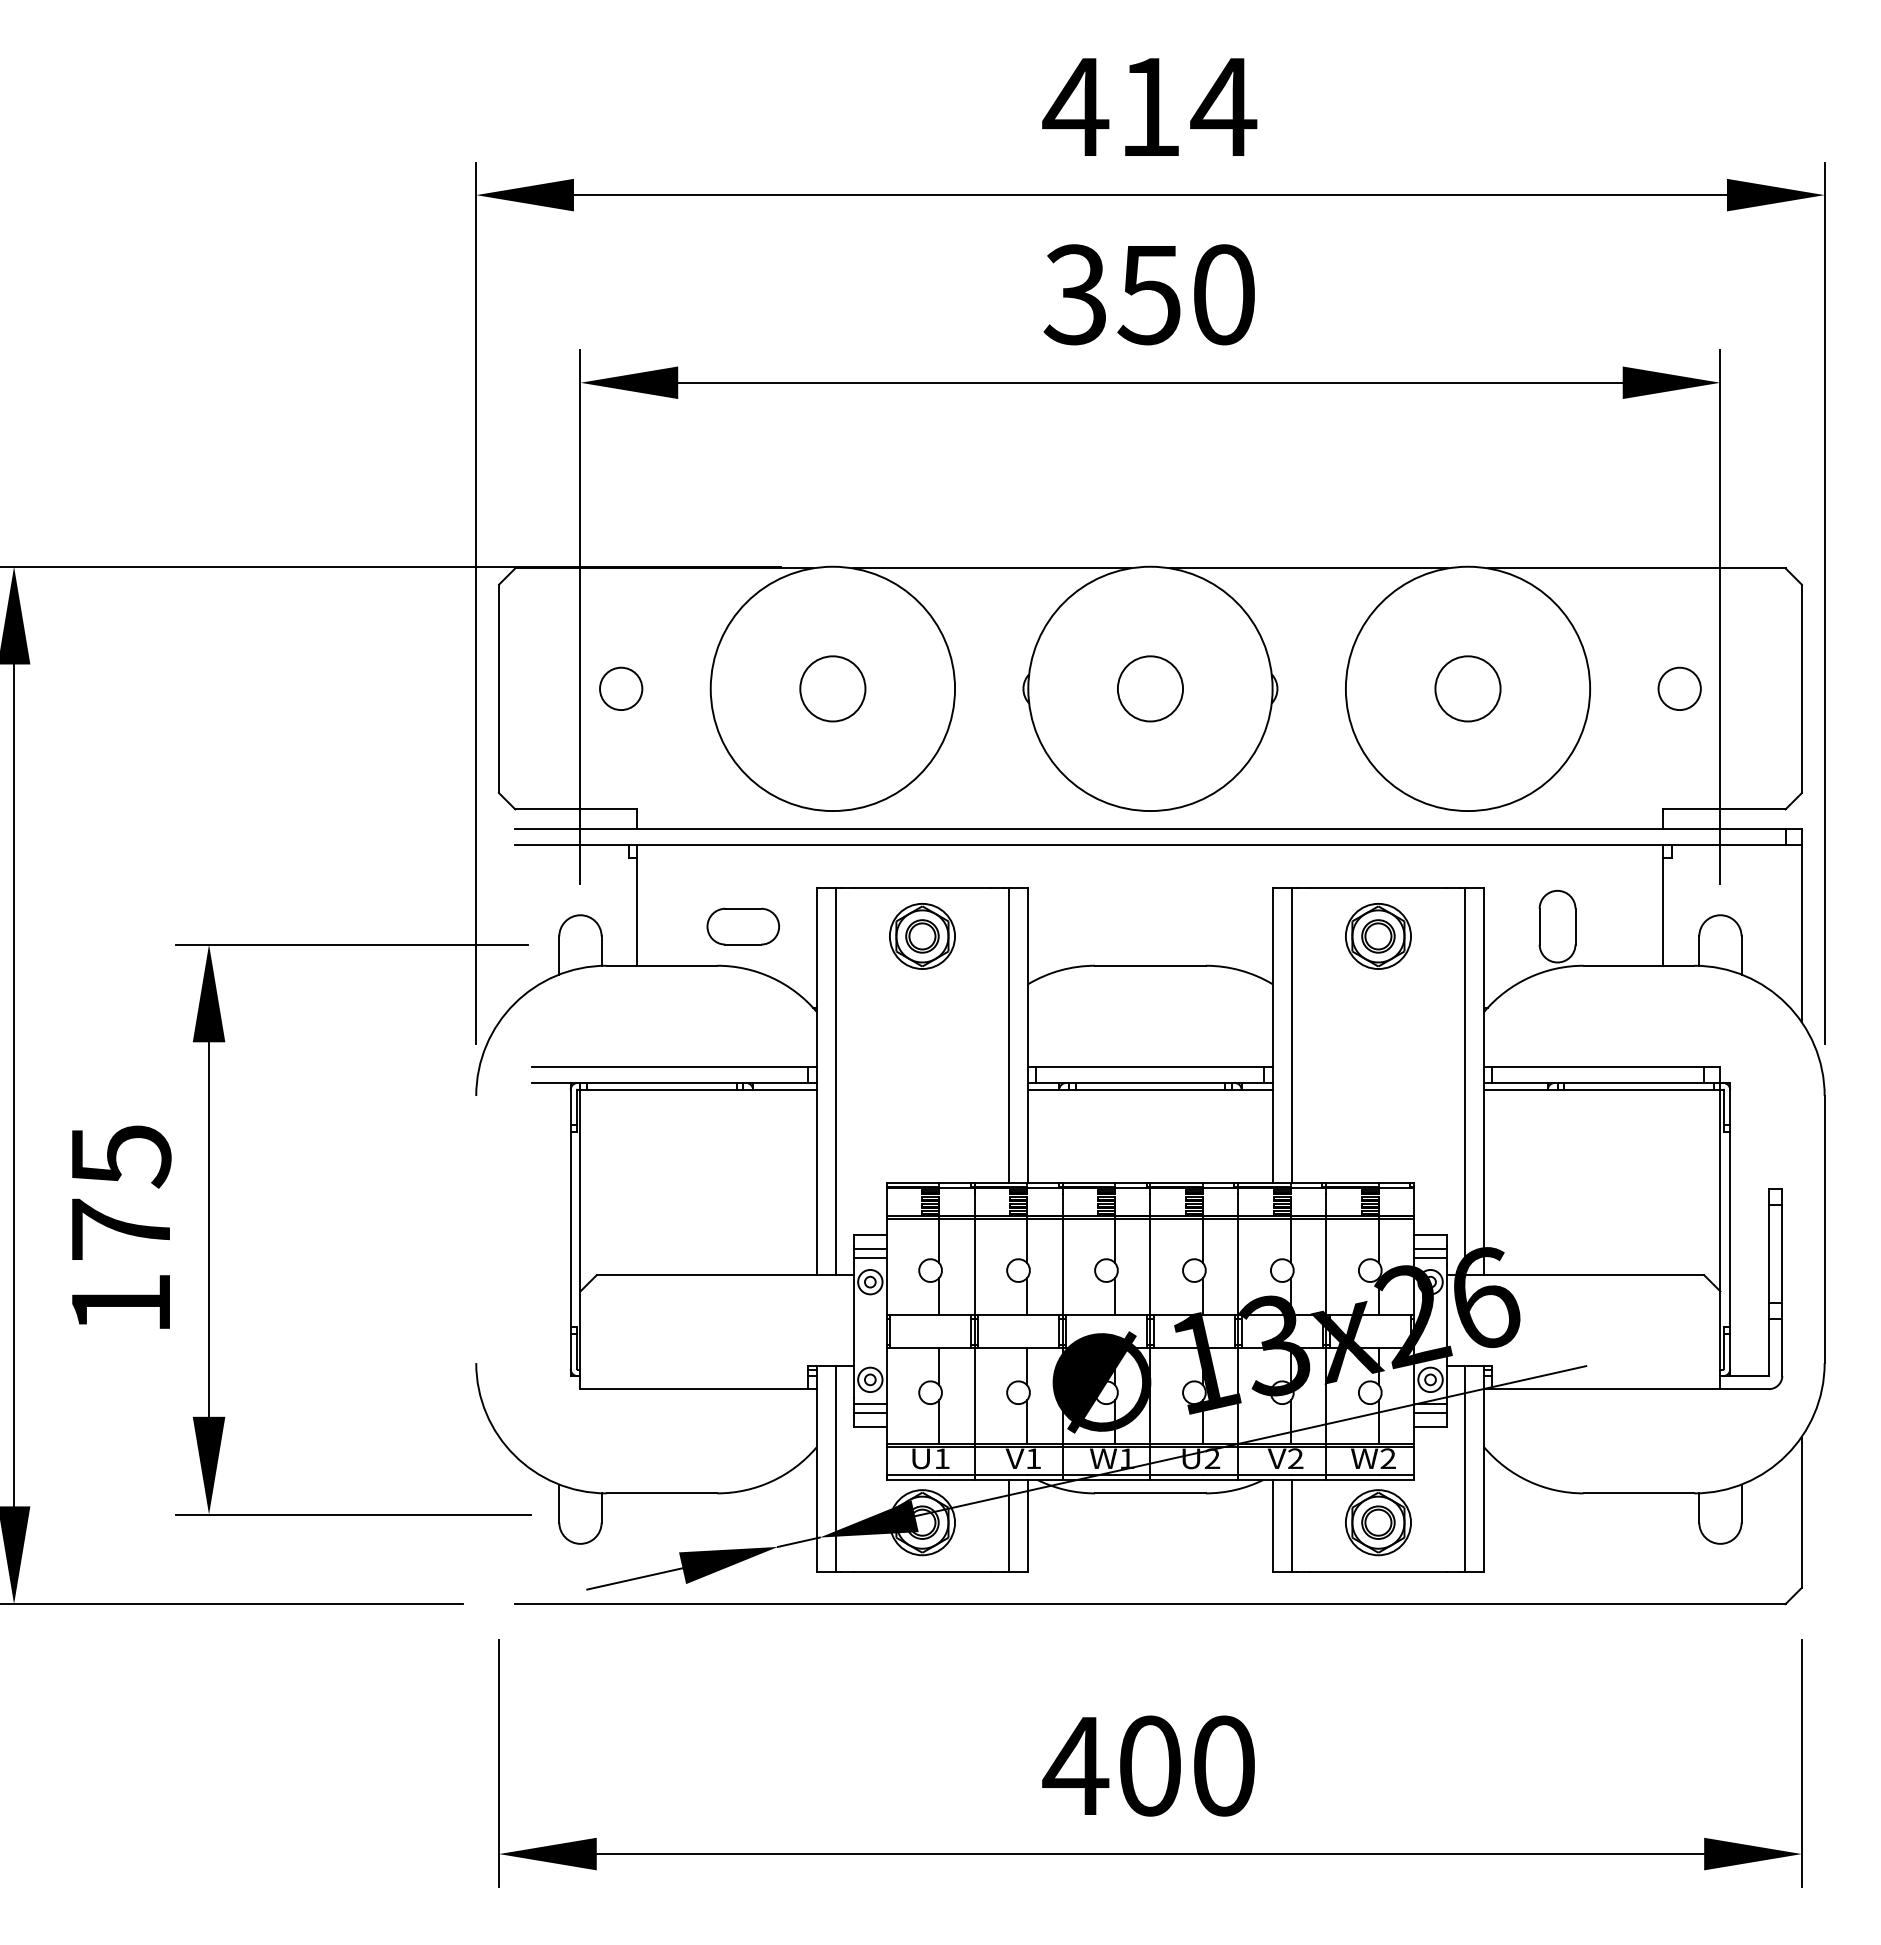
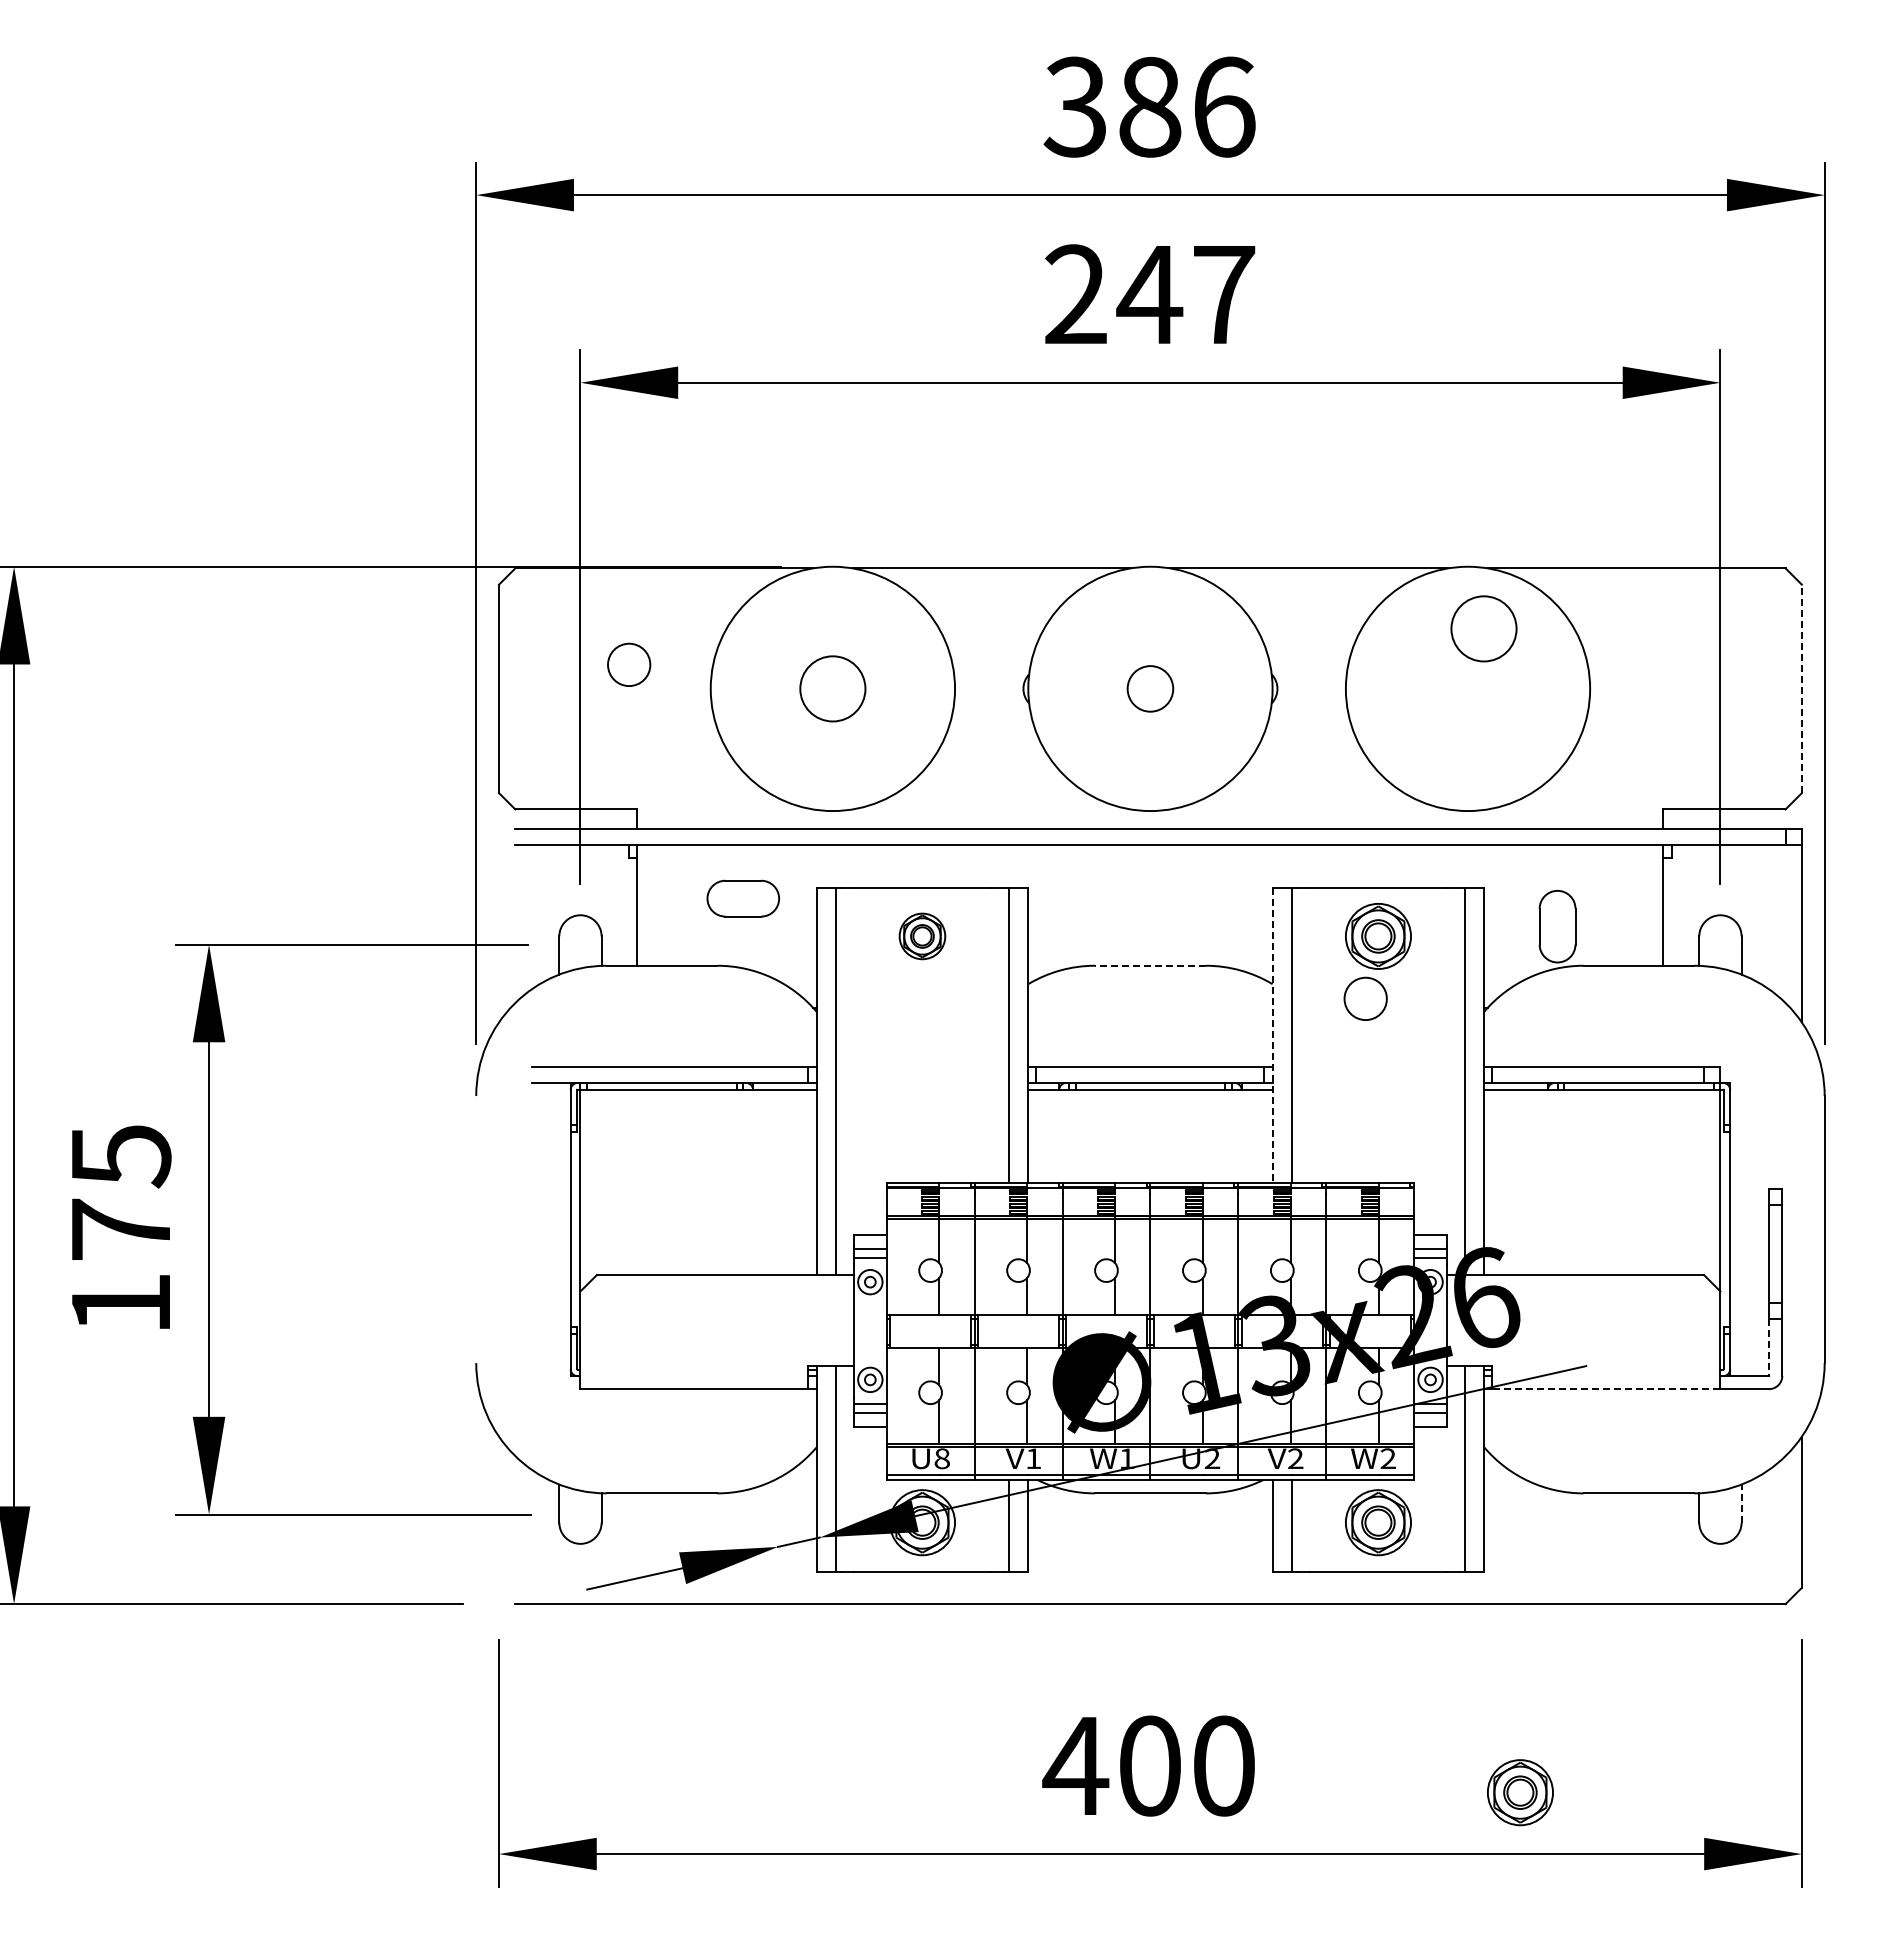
text: 414 -> 386 (1149, 106)
text: 350 -> 247 (1149, 294)
circle position: (621, 688) -> (629, 664) (629, 664)
circle diameter: 65 px -> 46 px (1150, 688)
circle position: (1467, 688) -> (1483, 628) (1483, 628)
circle position: (1679, 688) -> (1365, 998) (1365, 998)
line: solid -> dashed (1801, 688)
part position: (742, 926) -> (742, 898) (742, 898)
part size: 67x67 px -> 49x49 px (922, 936)
line: solid -> dashed (1149, 965)
line: solid -> dashed (1272, 1035)
line: solid -> dashed (1769, 1347)
line: solid -> dashed (1606, 1389)
text: U1 -> U8 (941, 1458)
line: solid -> dashed (1741, 1503)
part: none -> present (1520, 1792)
